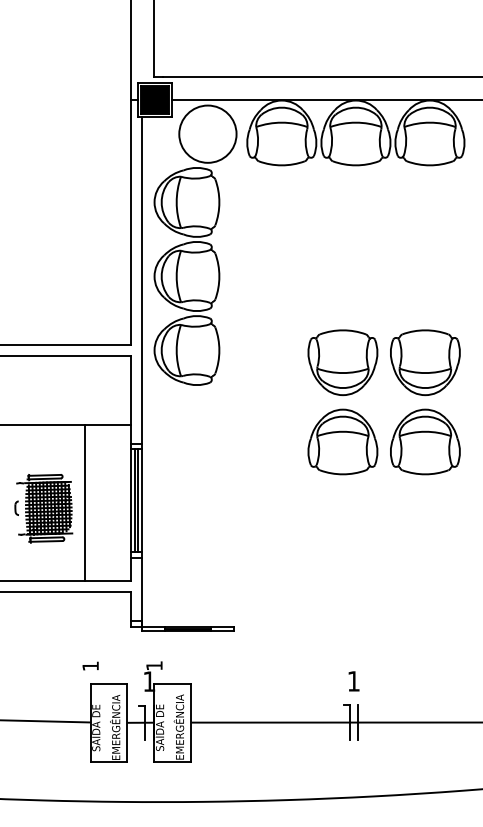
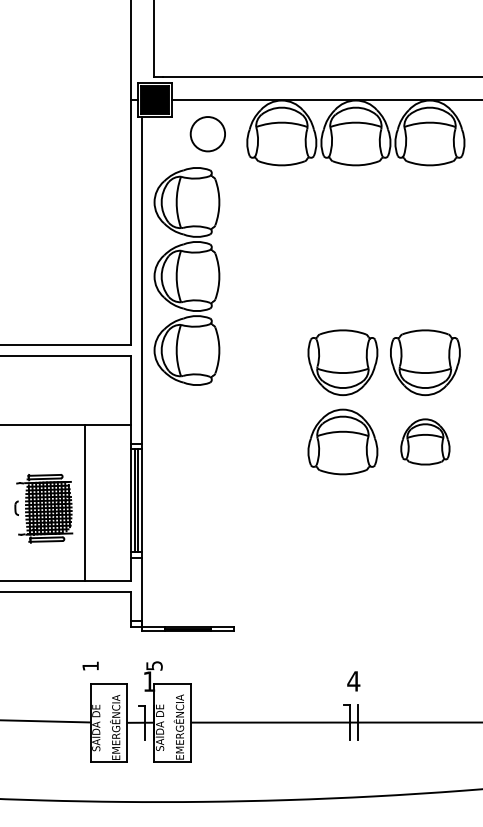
circle diameter: 57 px -> 34 px (207, 134)
part size: 71x68 px -> 51x48 px (425, 441)
text: 1 -> 5 (154, 665)
text: 1 -> 4 (353, 681)
